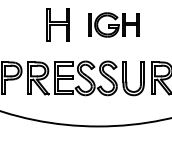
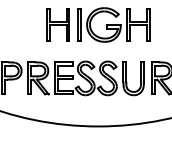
part size: 52x26 px -> 74x36 px (113, 24)
